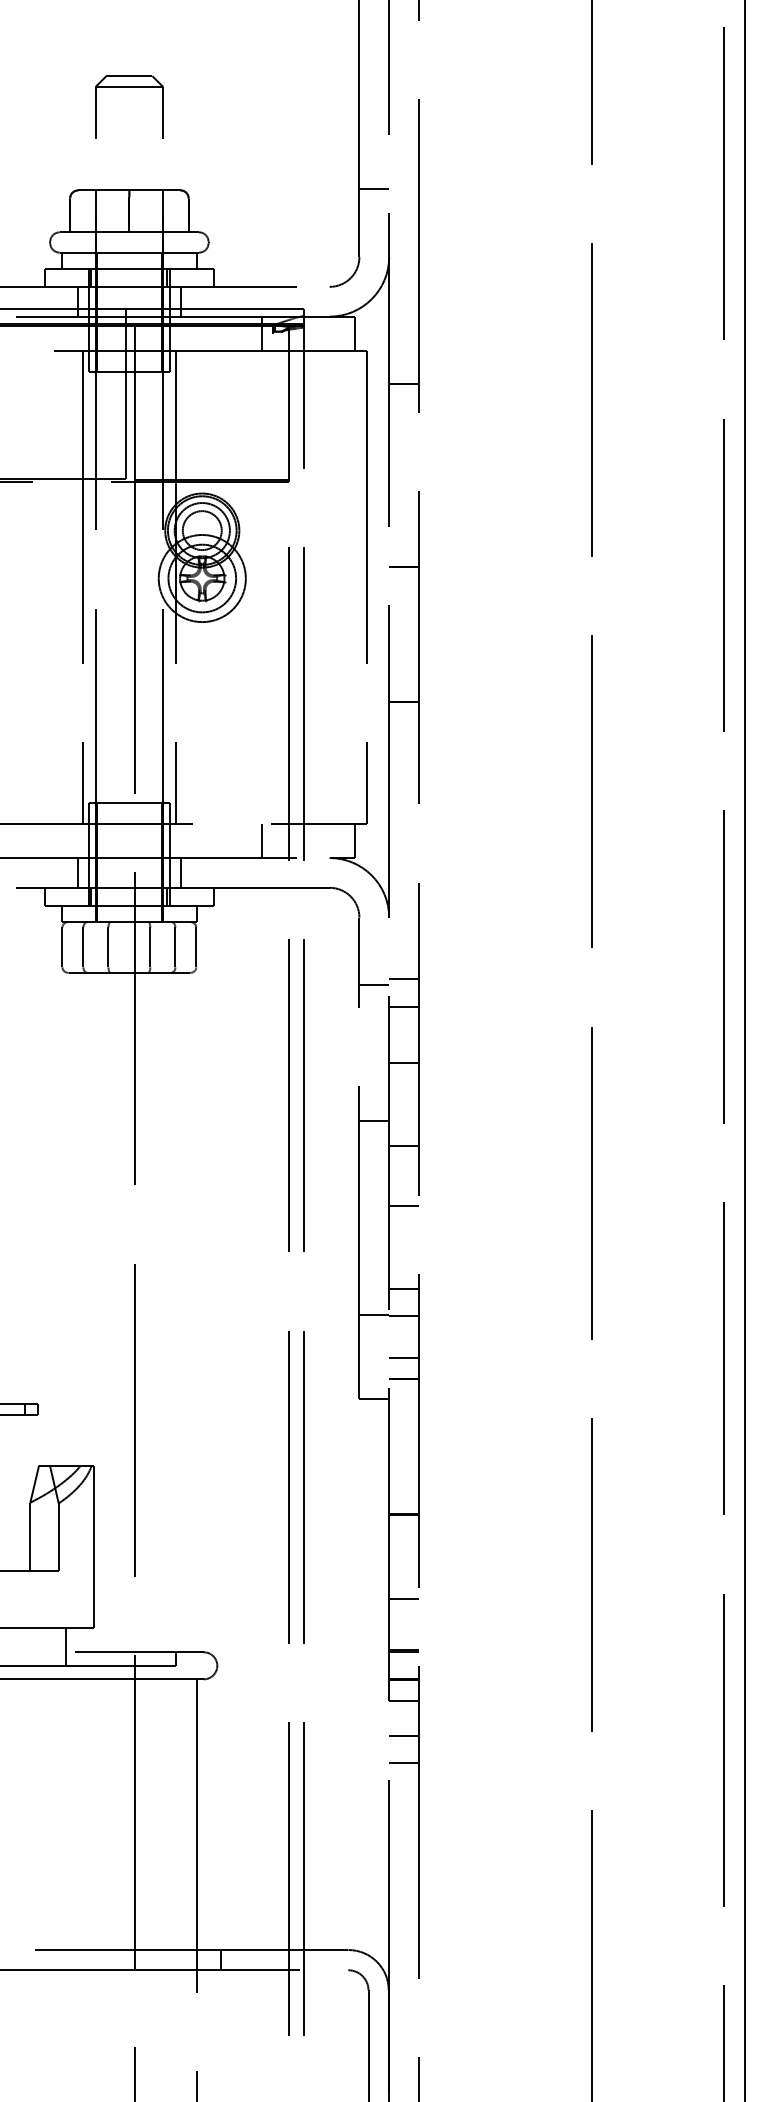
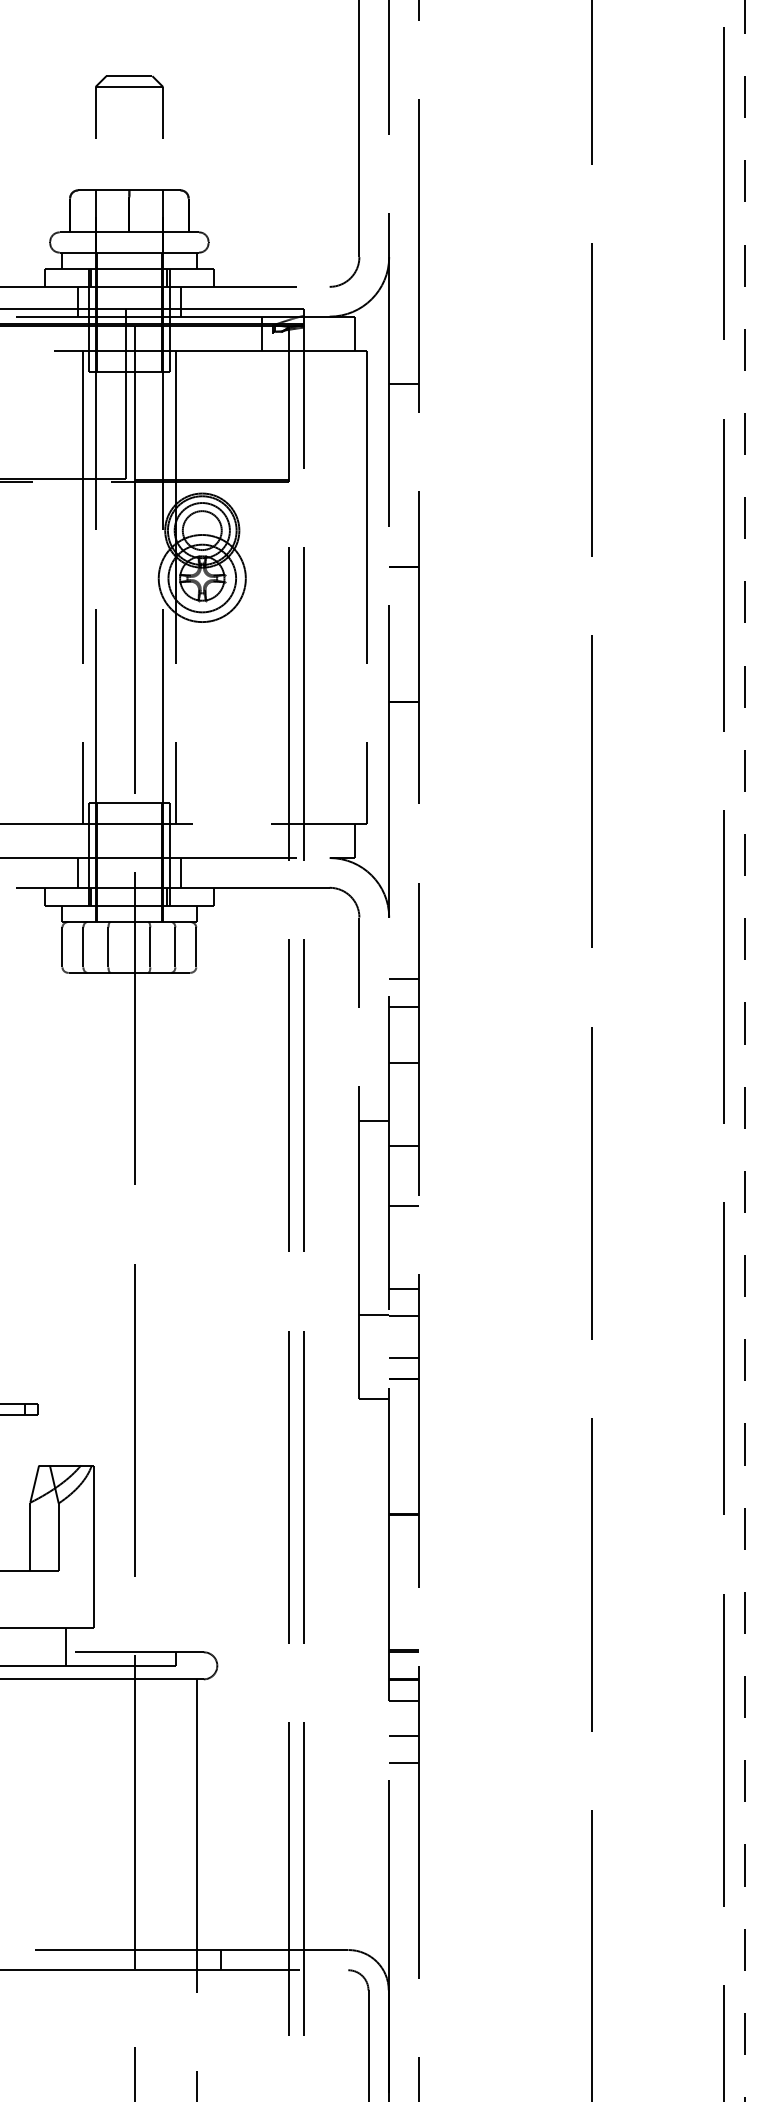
line: present -> none (374, 189)
line: present -> none (262, 840)
line: present -> none (374, 985)
line: solid -> dashed (744, 1051)
line: present -> none (403, 1598)
